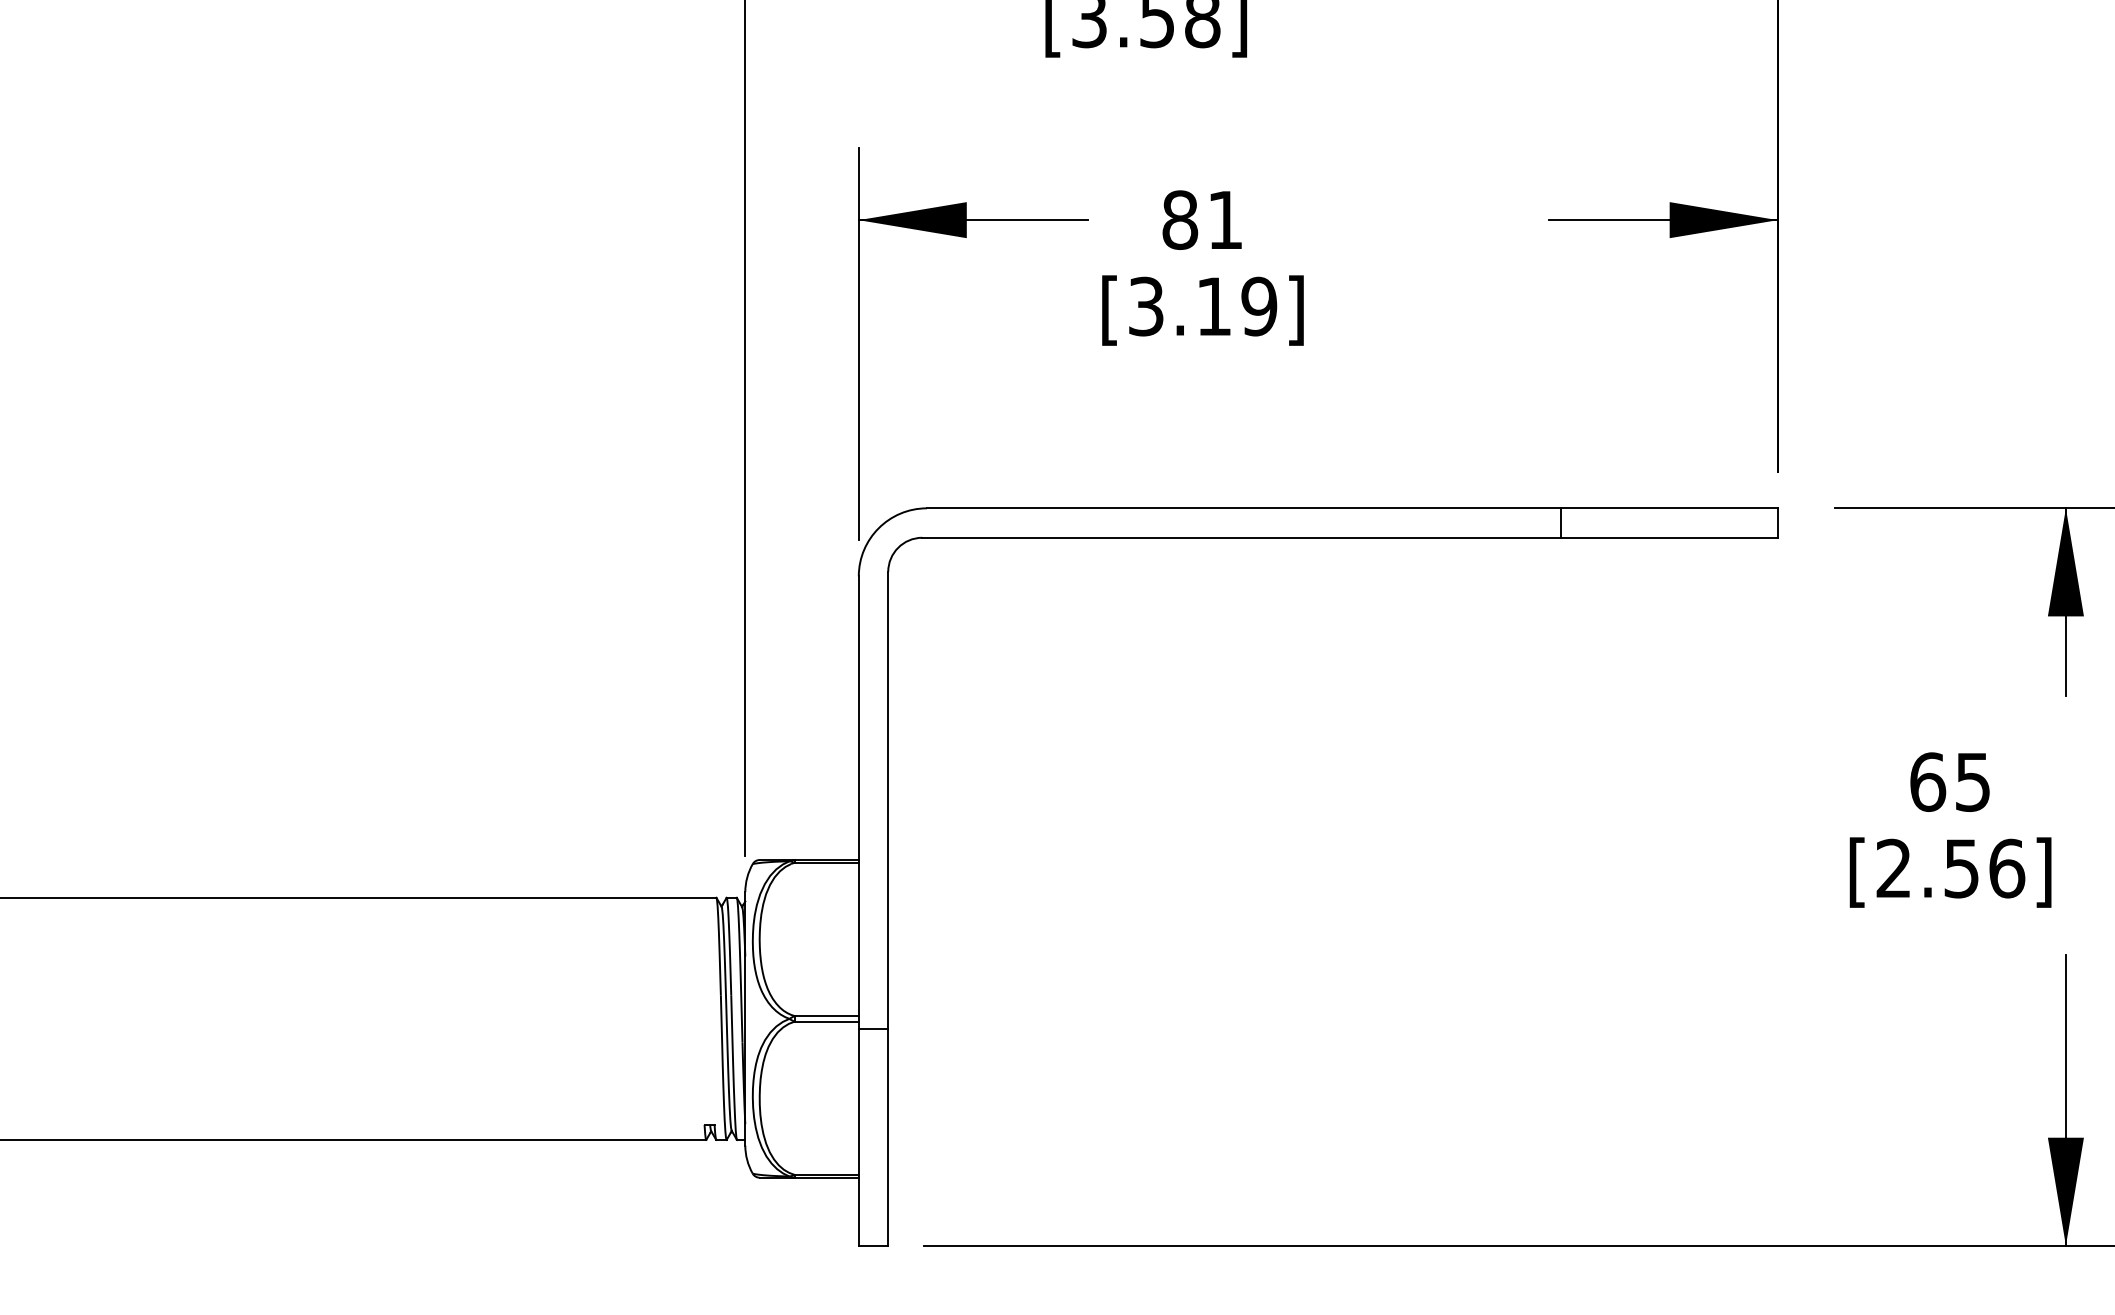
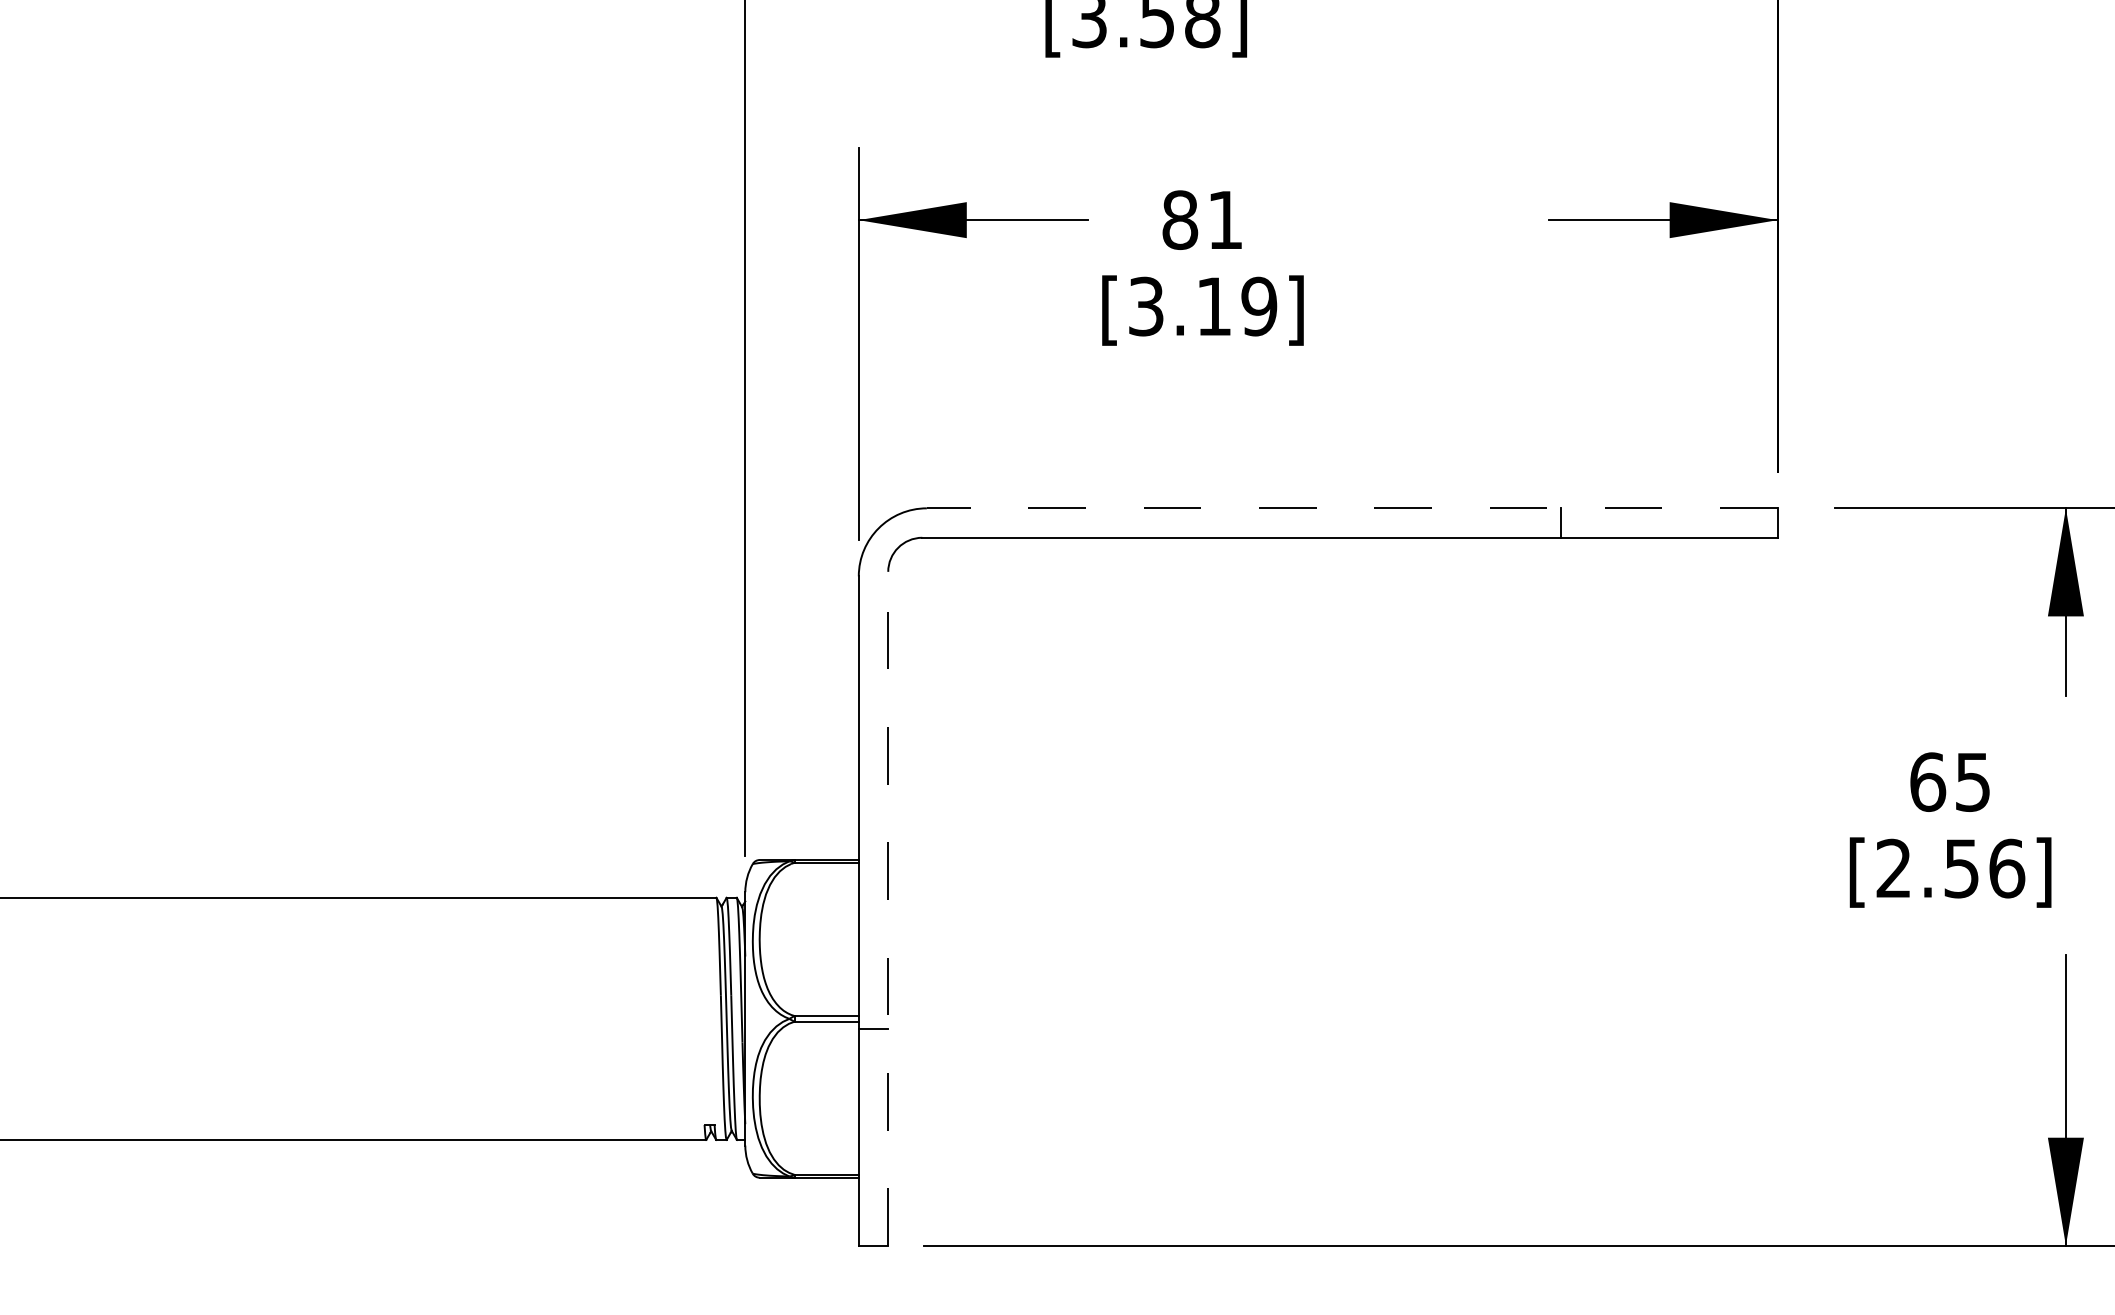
line: solid -> dashed (1351, 508)
line: solid -> dashed (888, 908)
